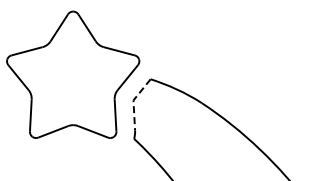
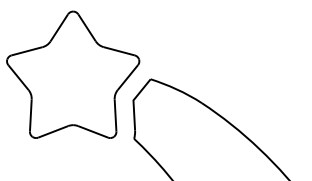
line: dashed -> solid (133, 101)
